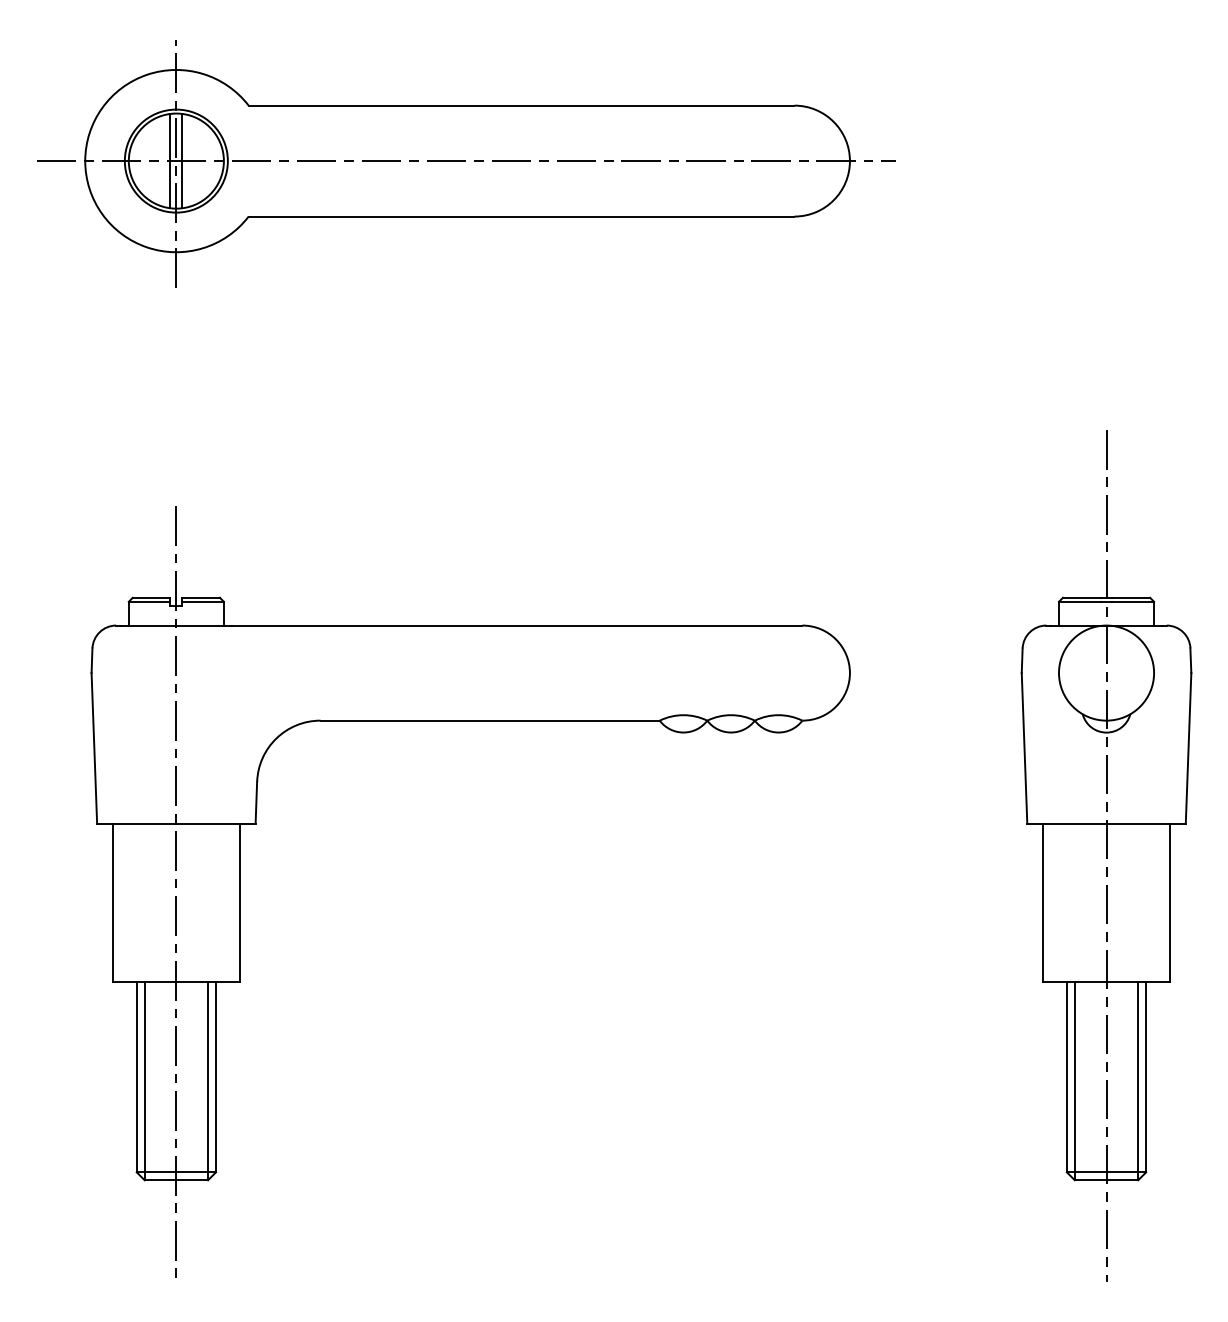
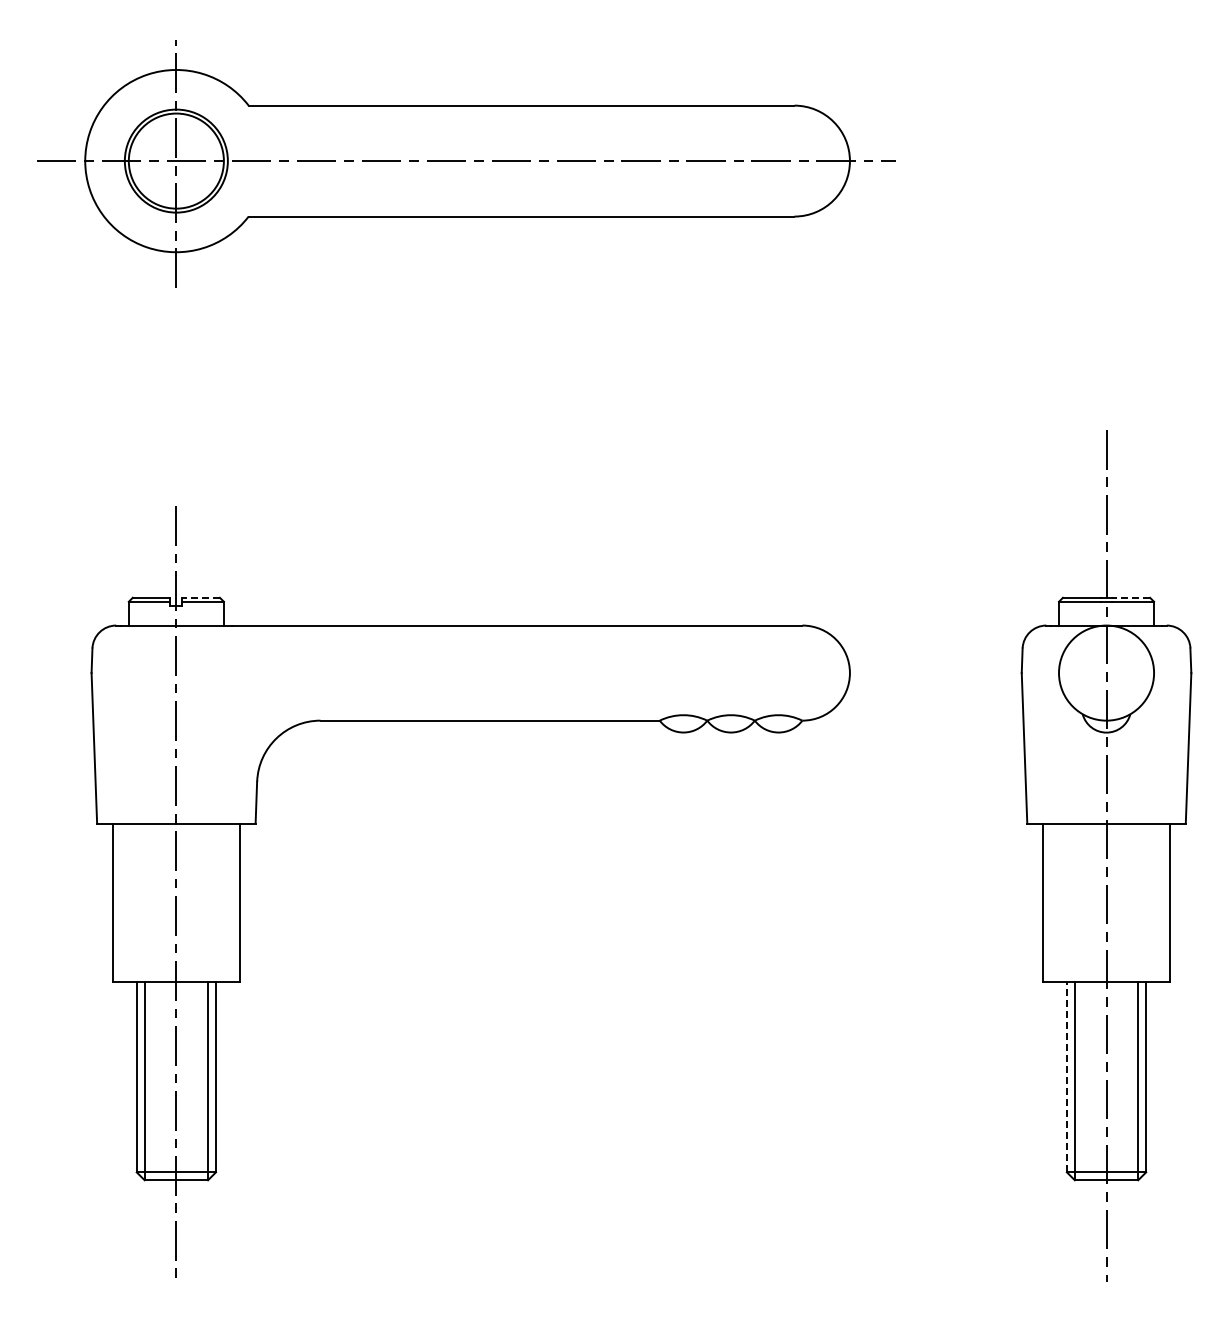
line: present -> none (170, 160)
line: present -> none (182, 160)
line: solid -> dashed (201, 597)
line: solid -> dashed (1131, 597)
line: solid -> dashed (1066, 1076)
